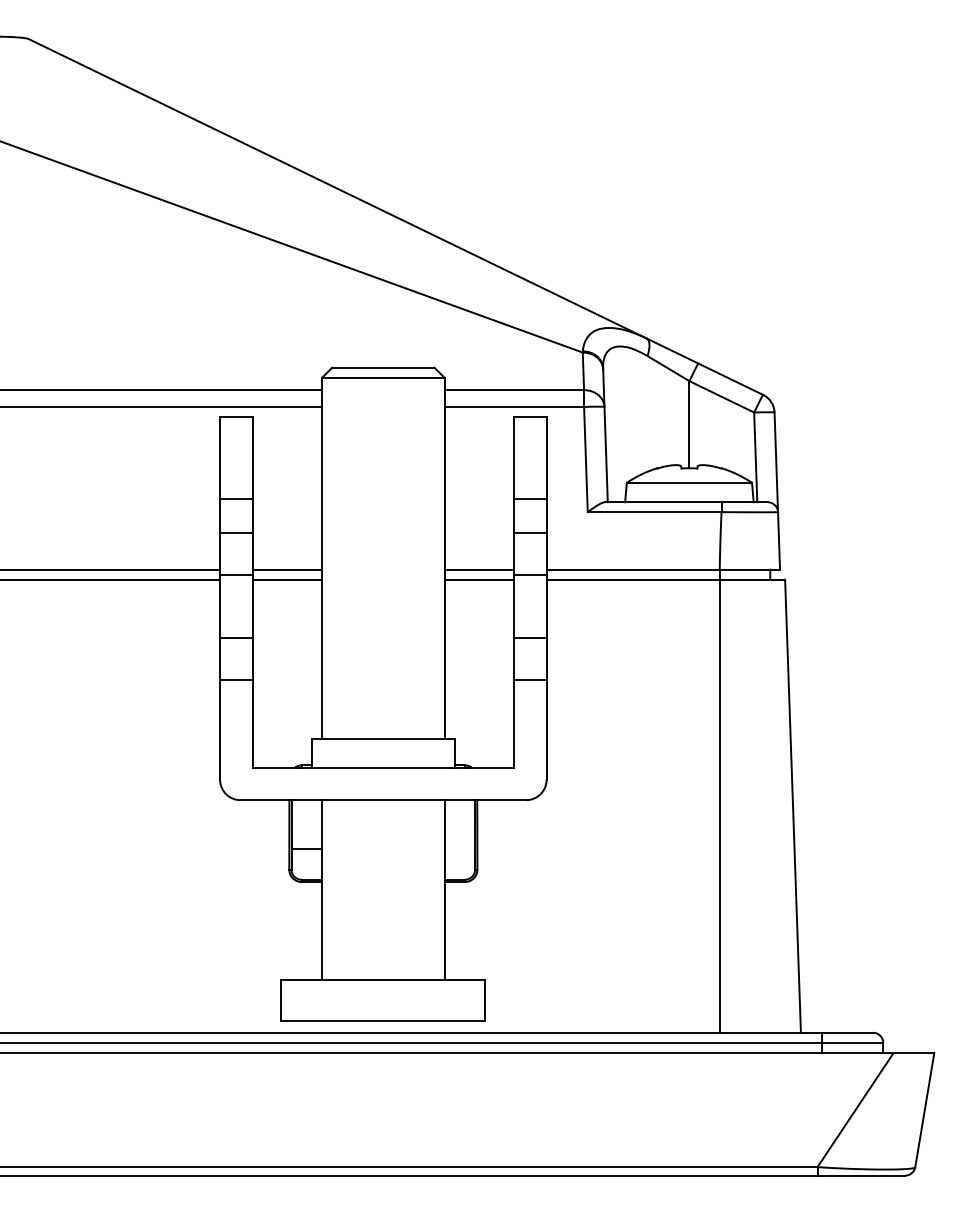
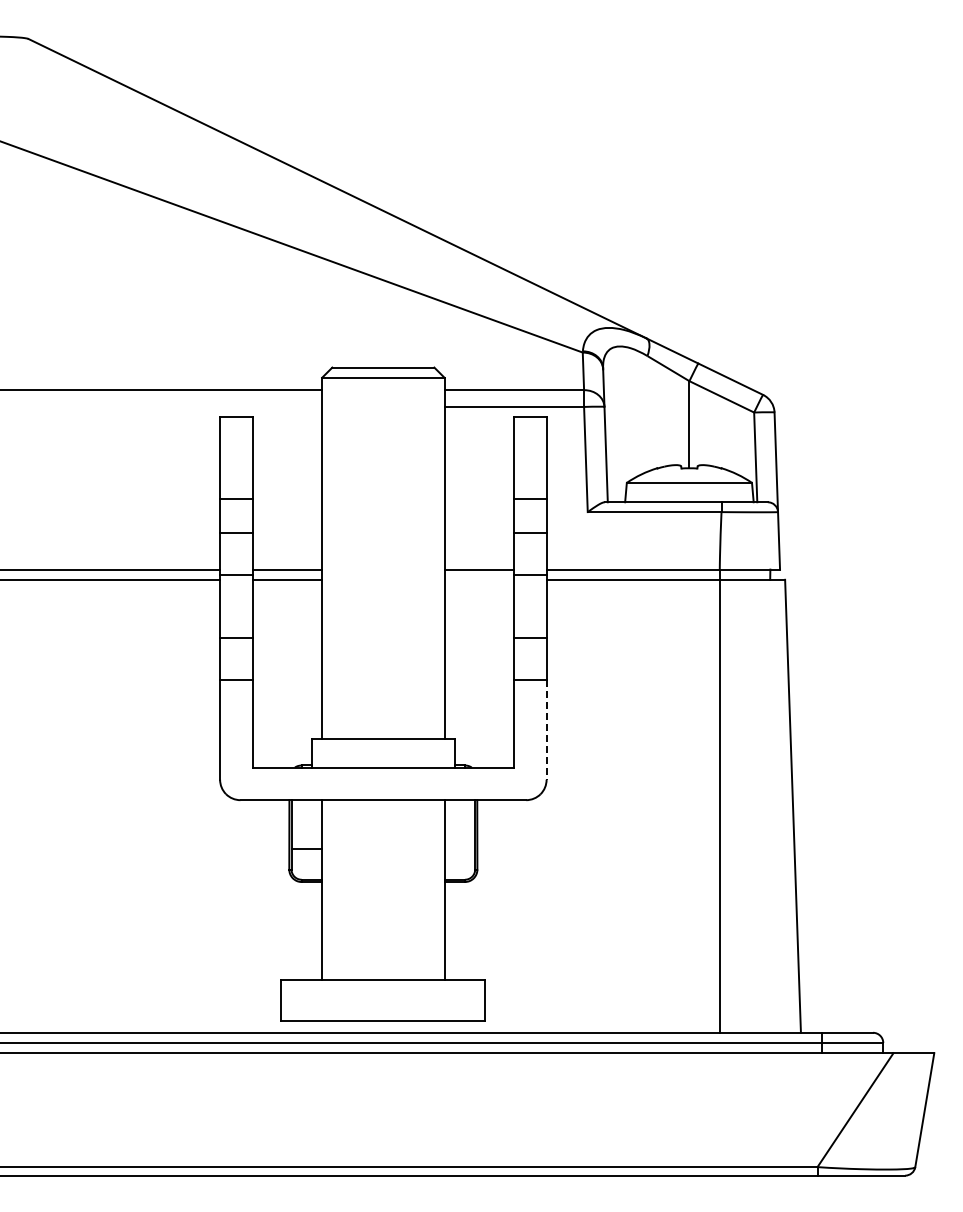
line: present -> none (162, 406)
line: present -> none (478, 579)
line: solid -> dashed (546, 729)
